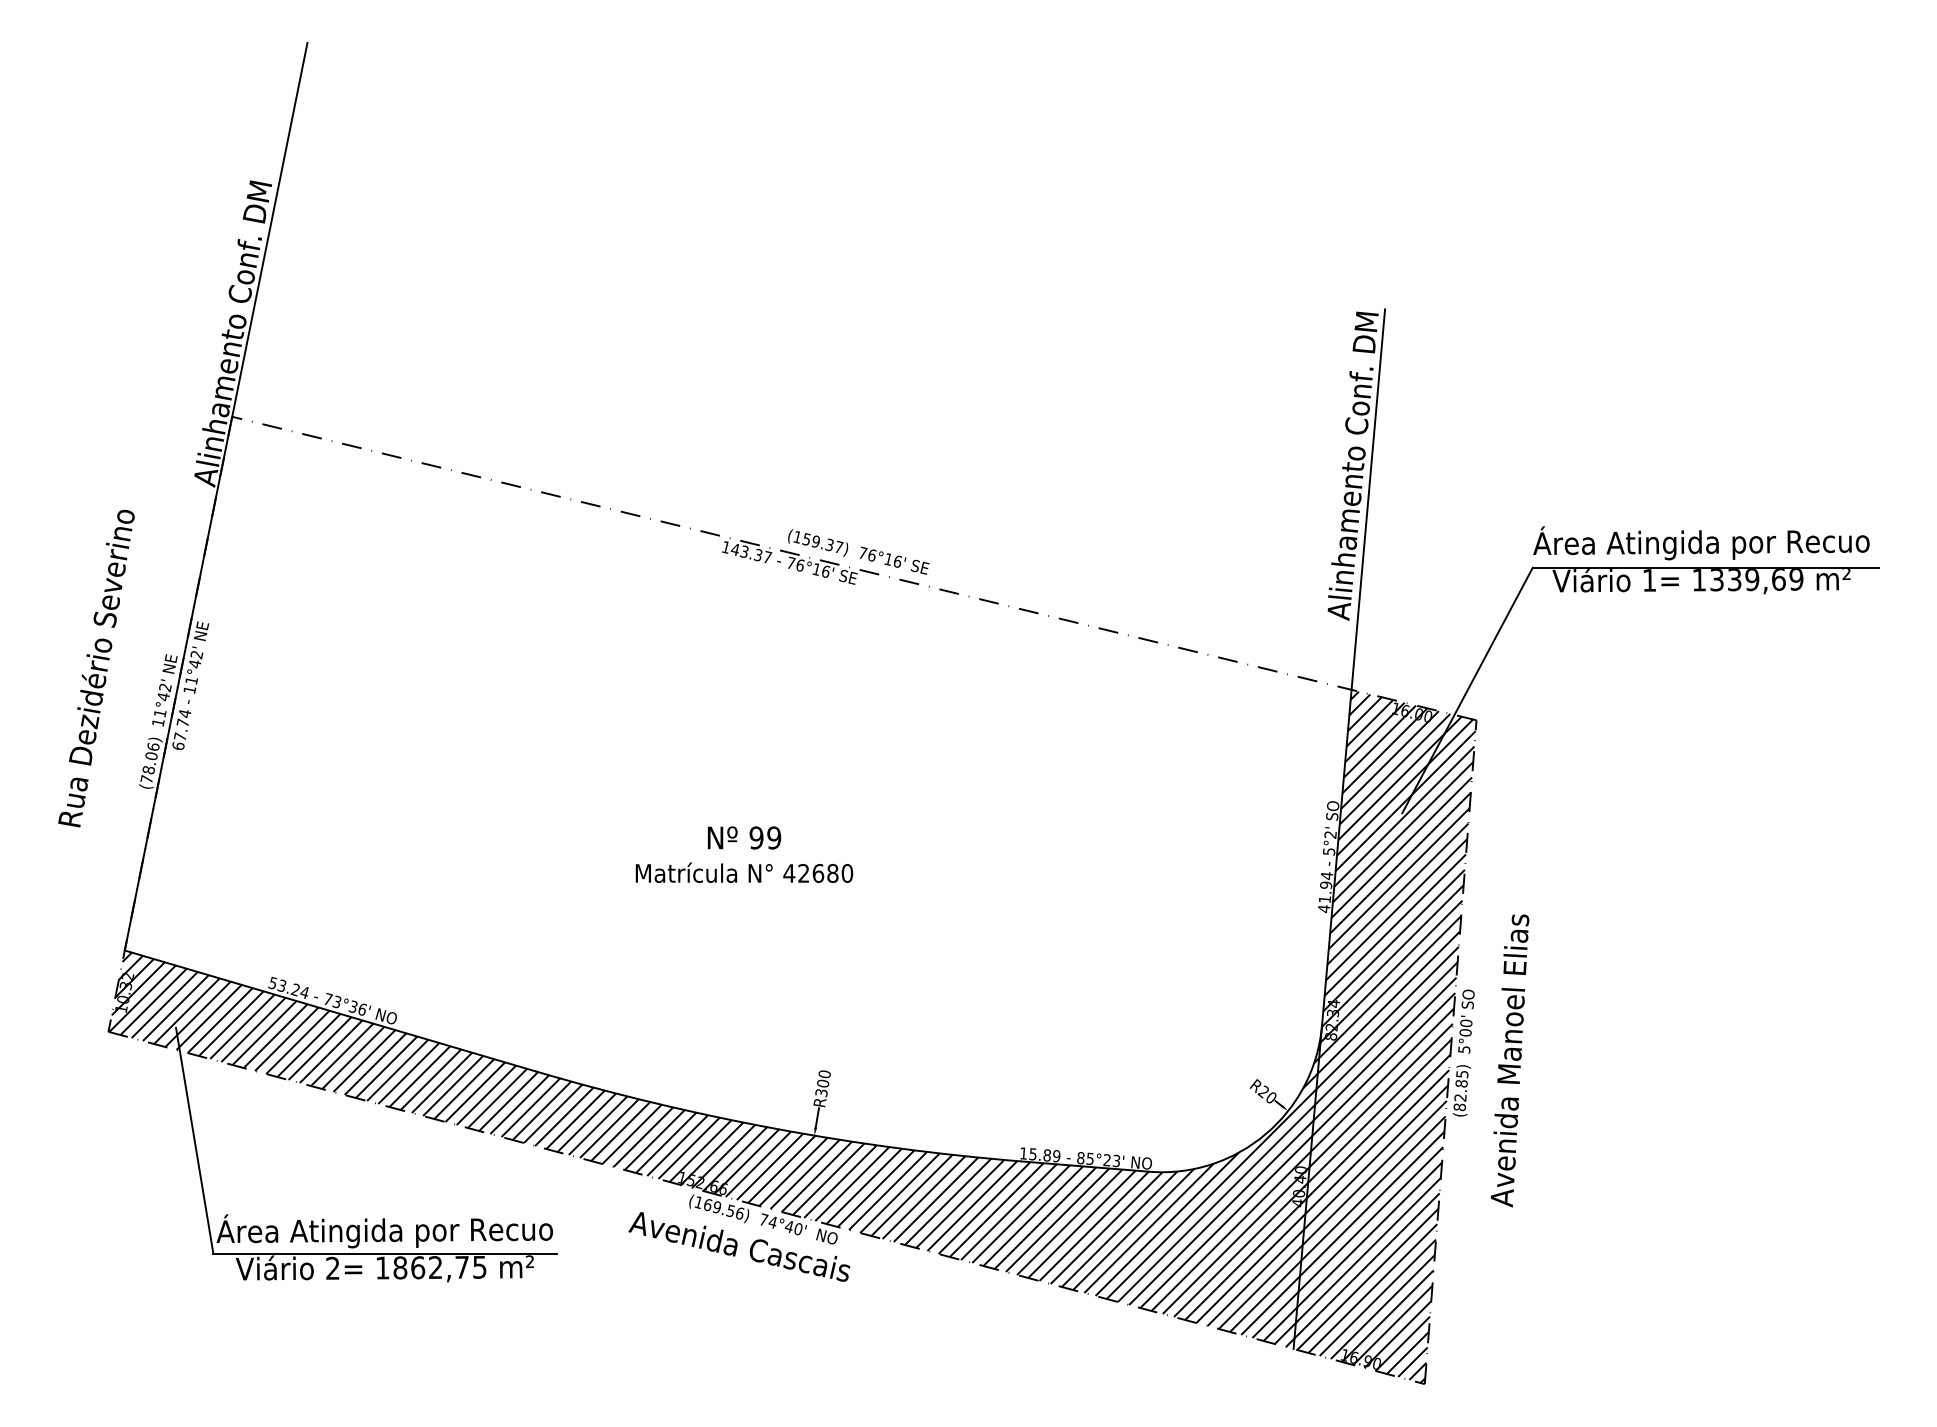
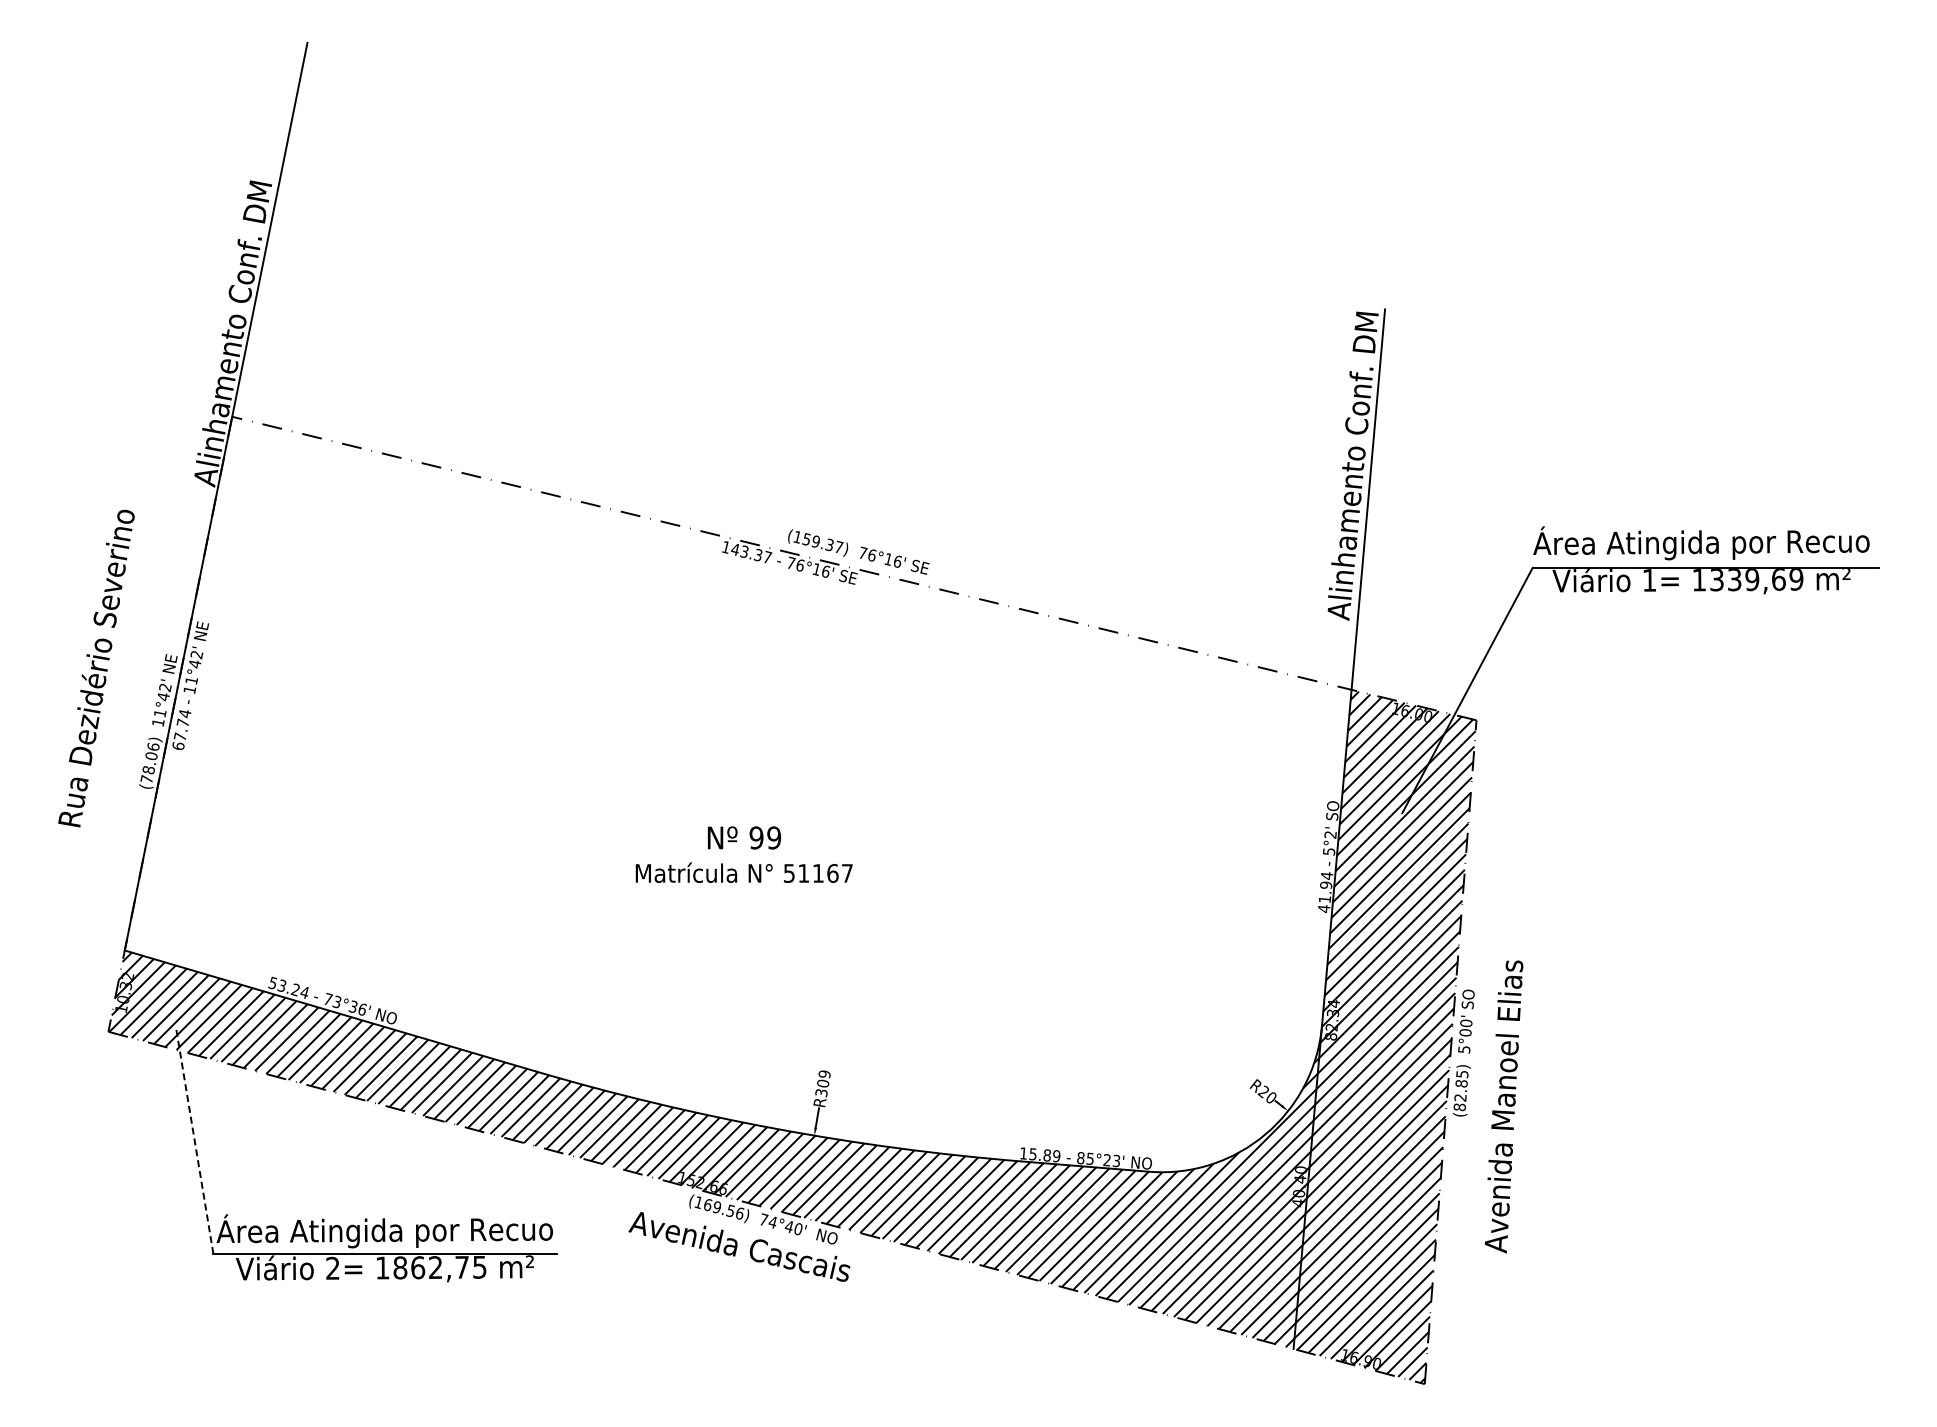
text: 42680 -> 51167 (818, 873)
text position: (1510, 1060) -> (1504, 1106) (1504, 1106)
text: R300 -> R309 (824, 1074)
line: solid -> dashed (194, 1140)
